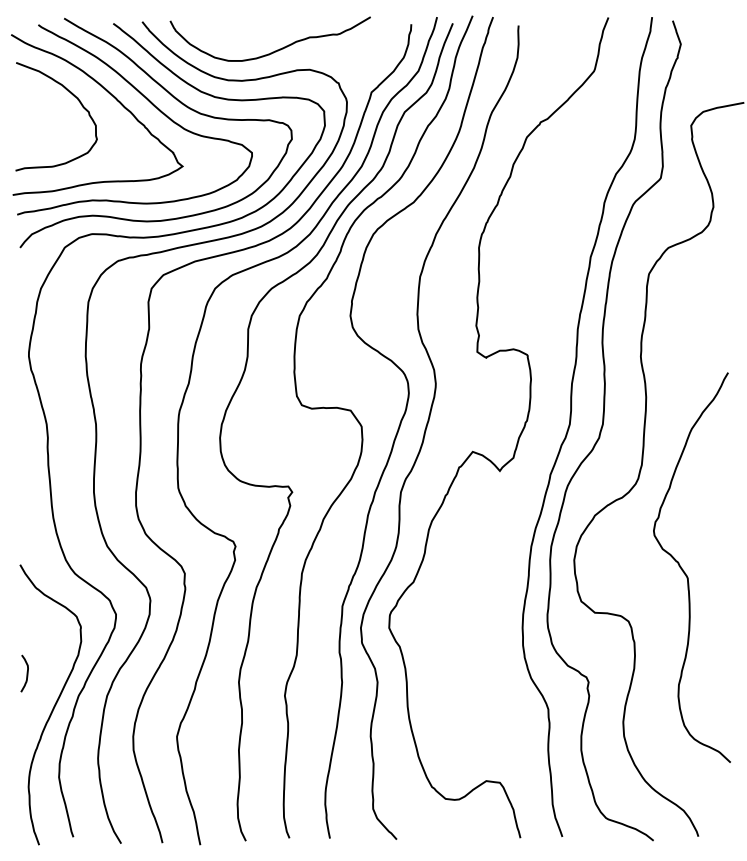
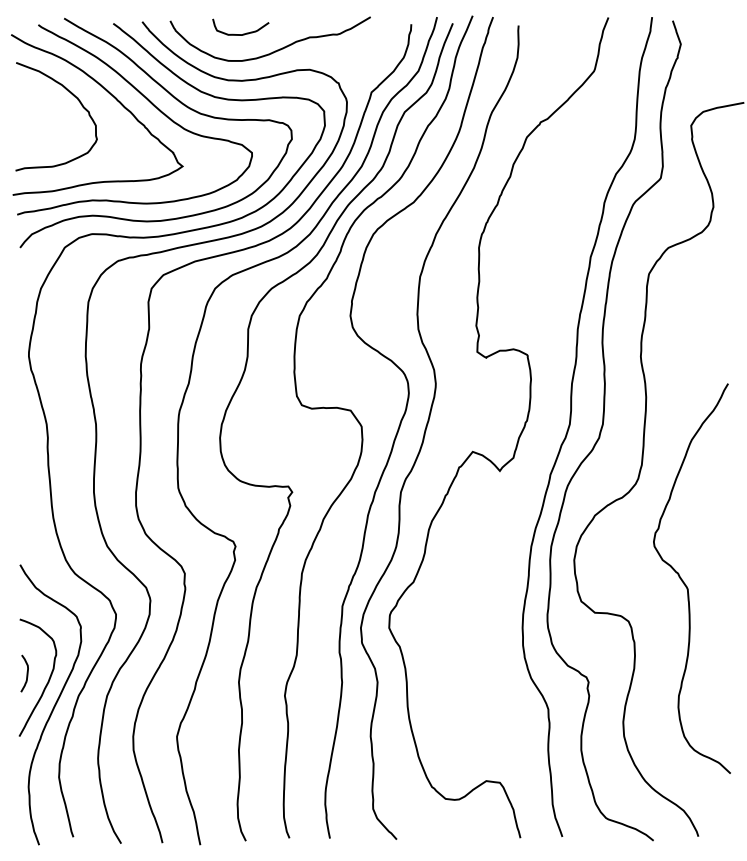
curve: none -> present (243, 33)
curve position: (685, 572) -> (685, 583) (685, 583)
curve: none -> present (47, 681)
